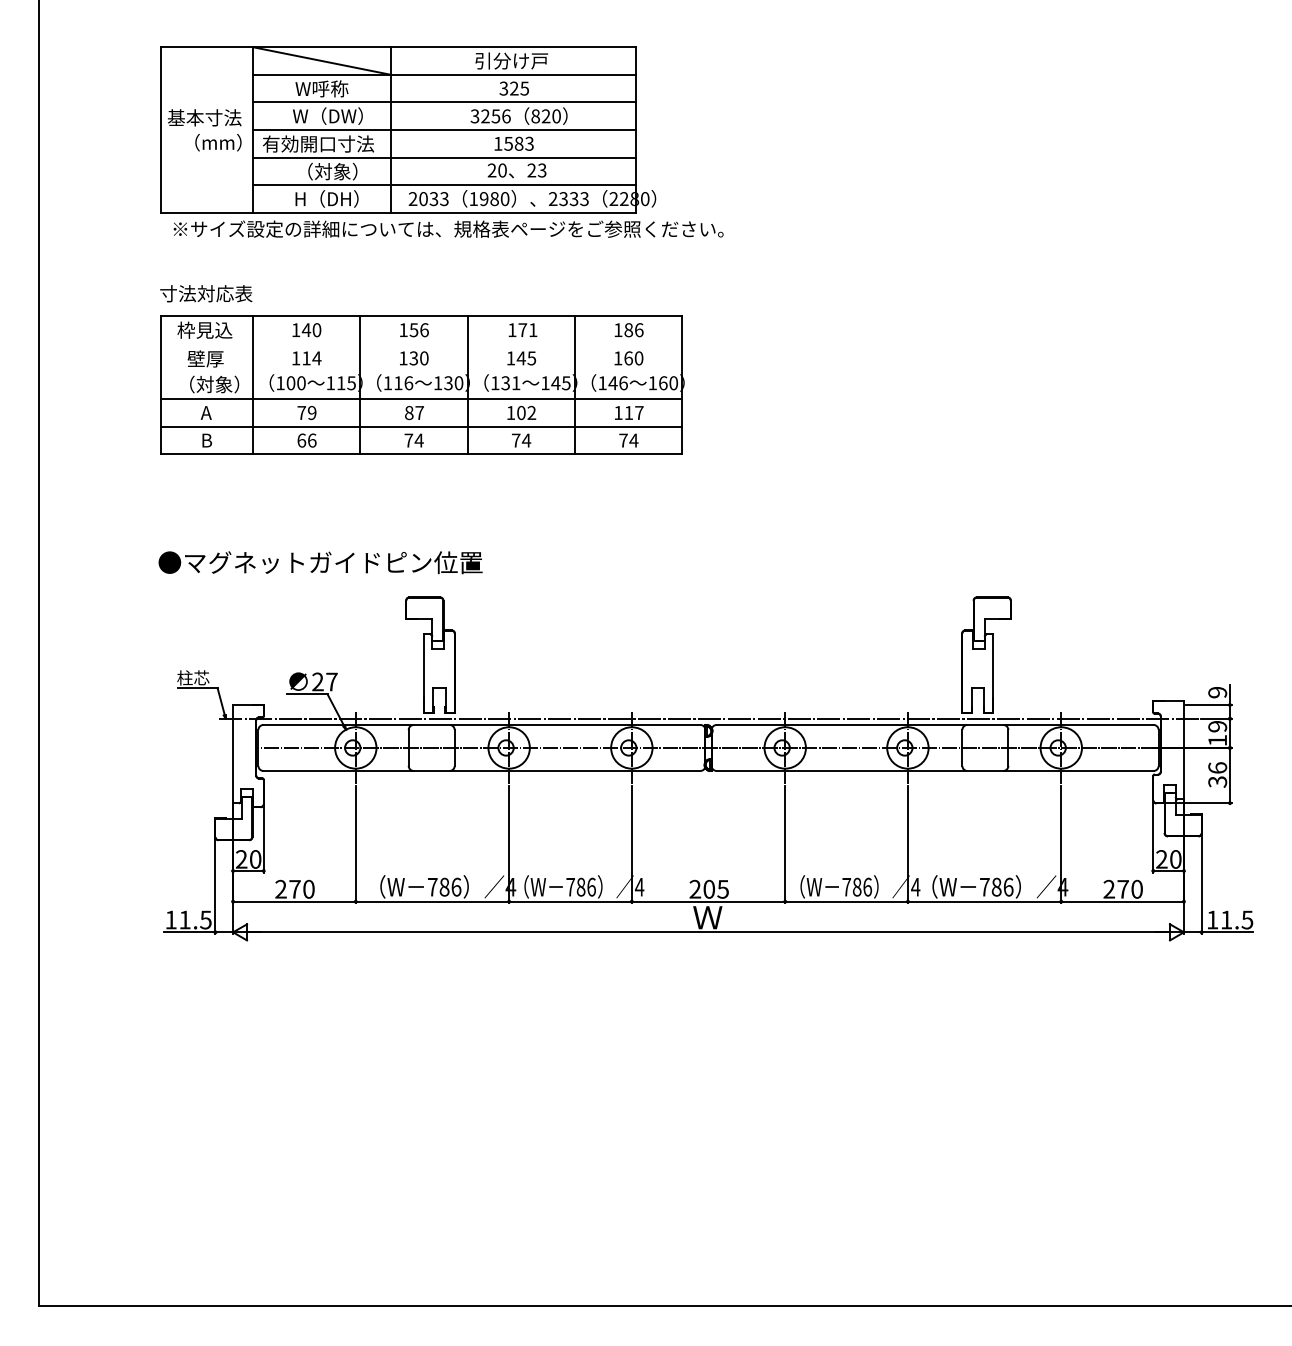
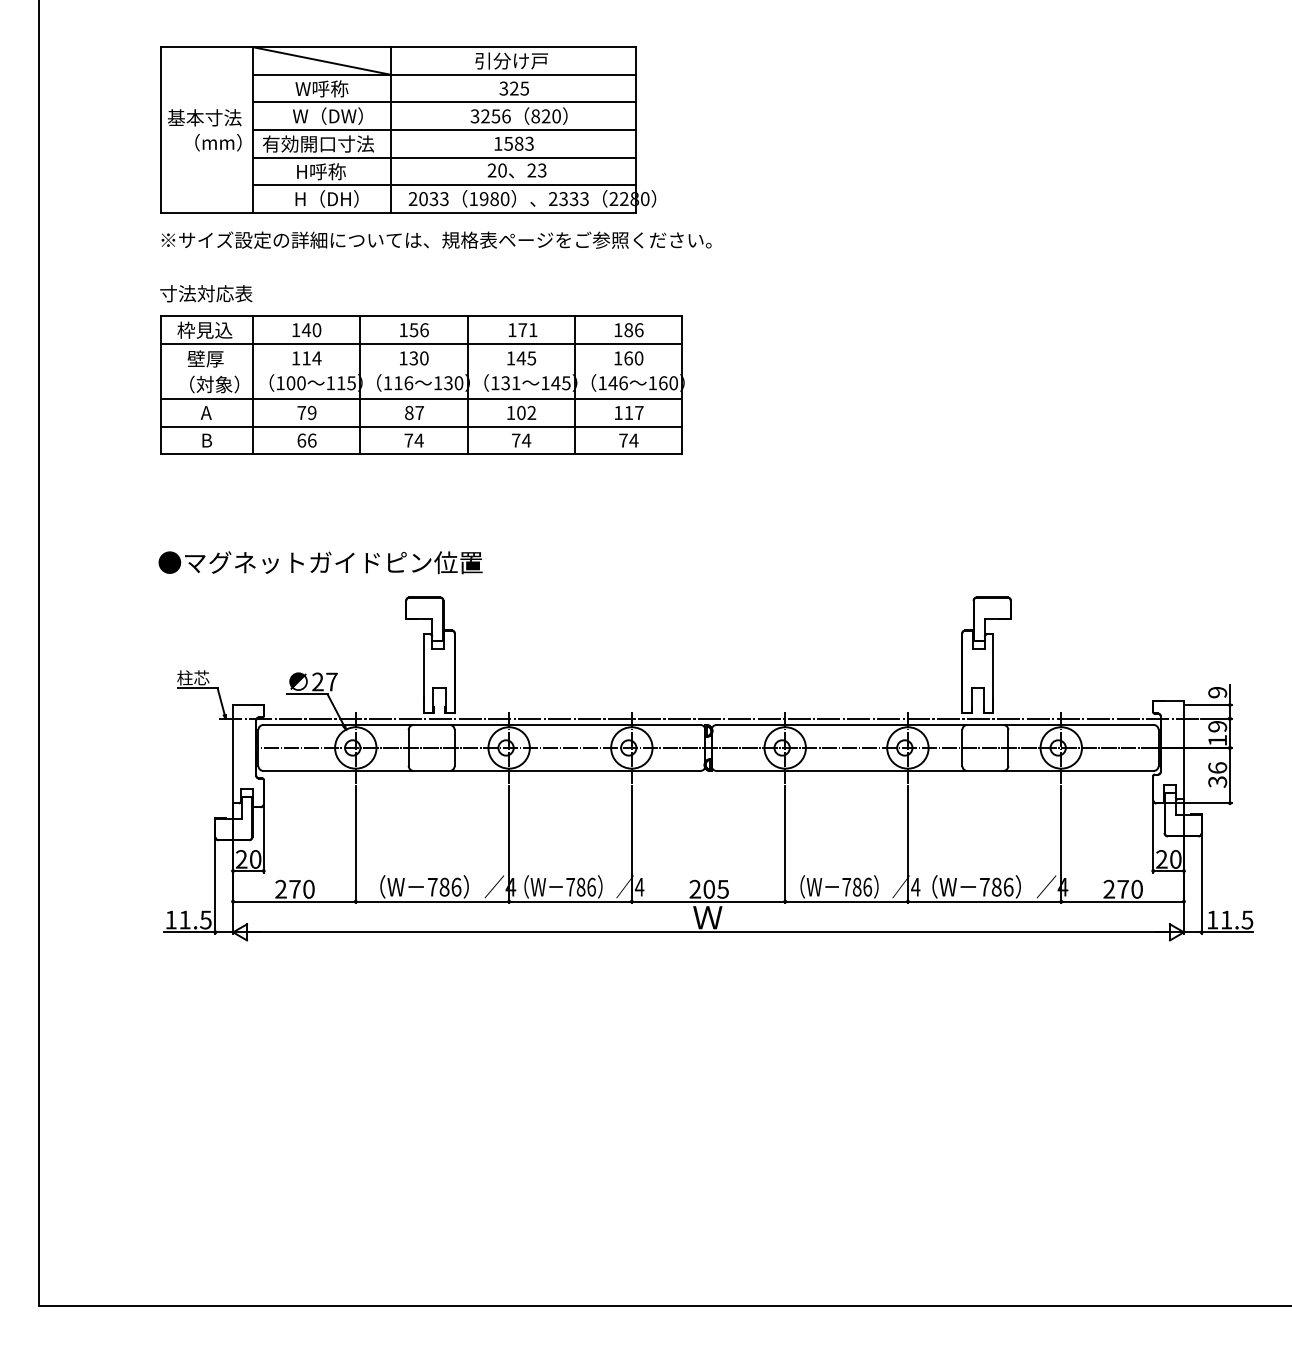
text: （対象） -> H呼称 (327, 171)
text position: (448, 228) -> (436, 239) (436, 239)
line: none -> present (421, 344)
